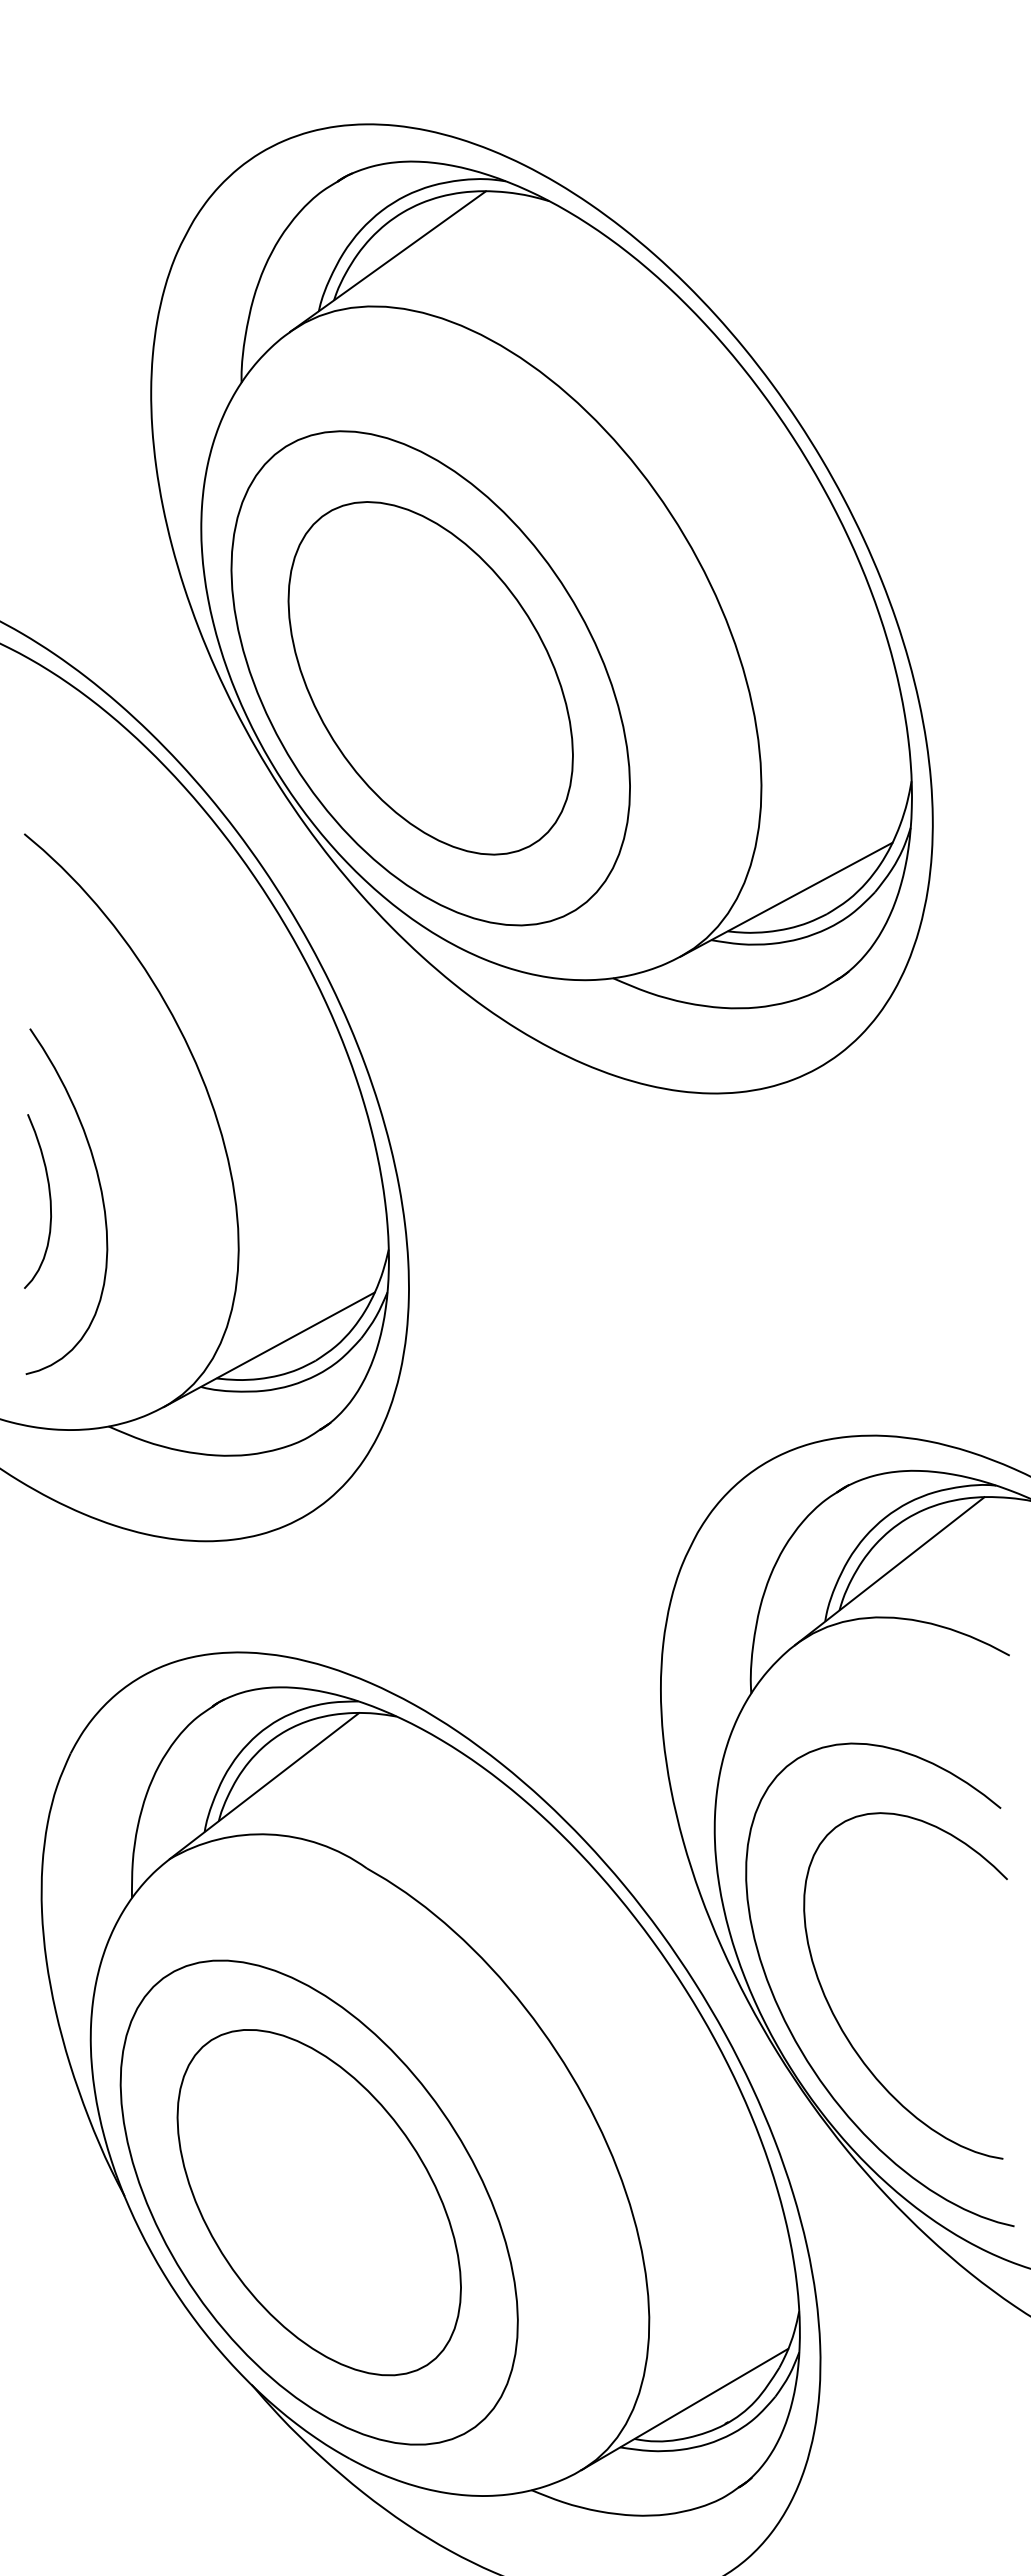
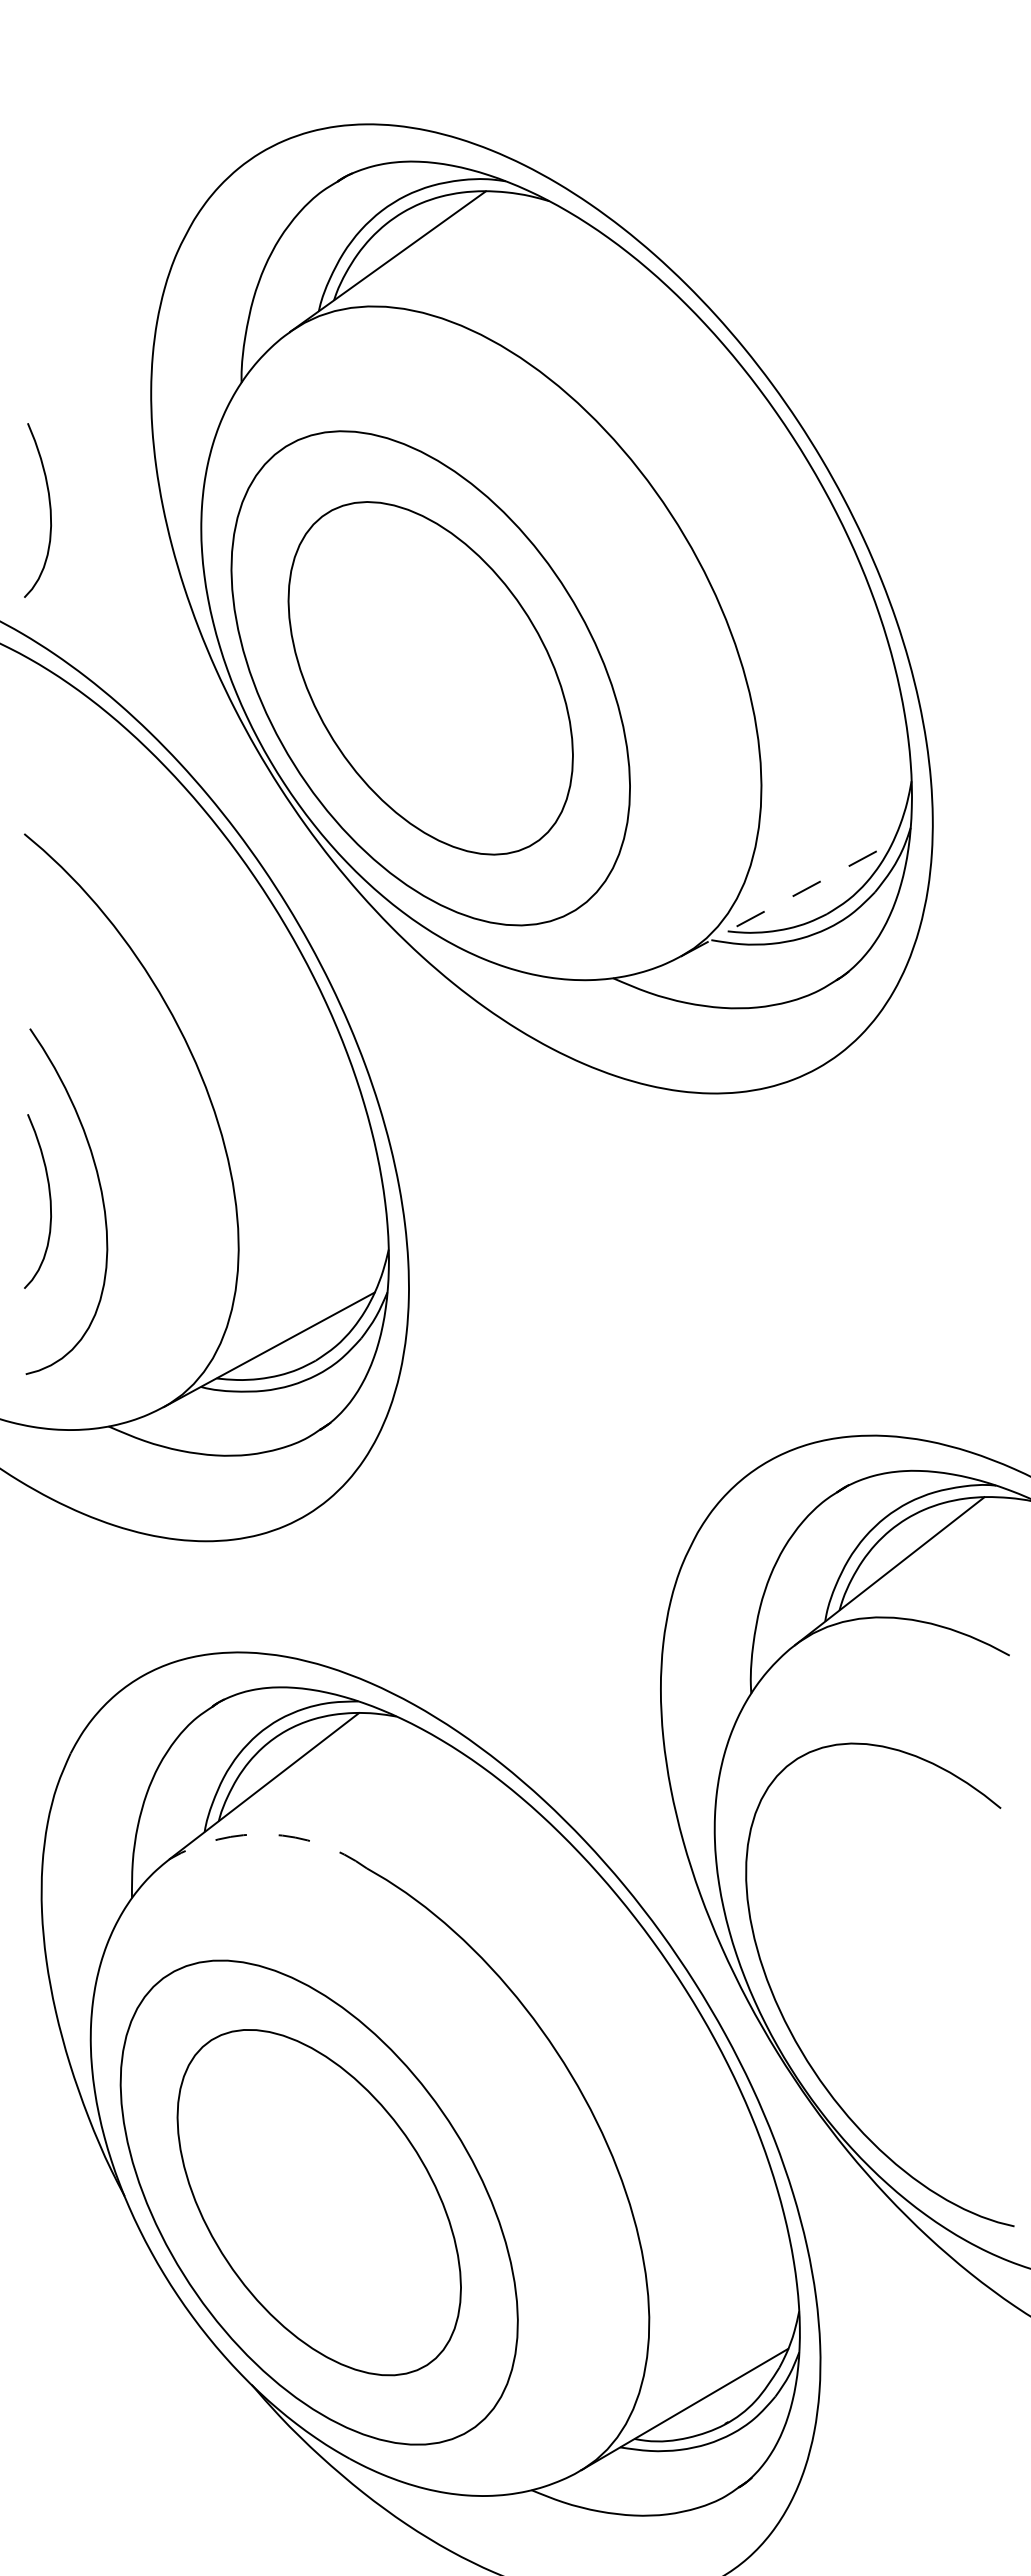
curve: none -> present (49, 510)
line: solid -> dashed (786, 899)
arc: solid -> dashed (269, 1834)
curve: present -> none (841, 2026)
